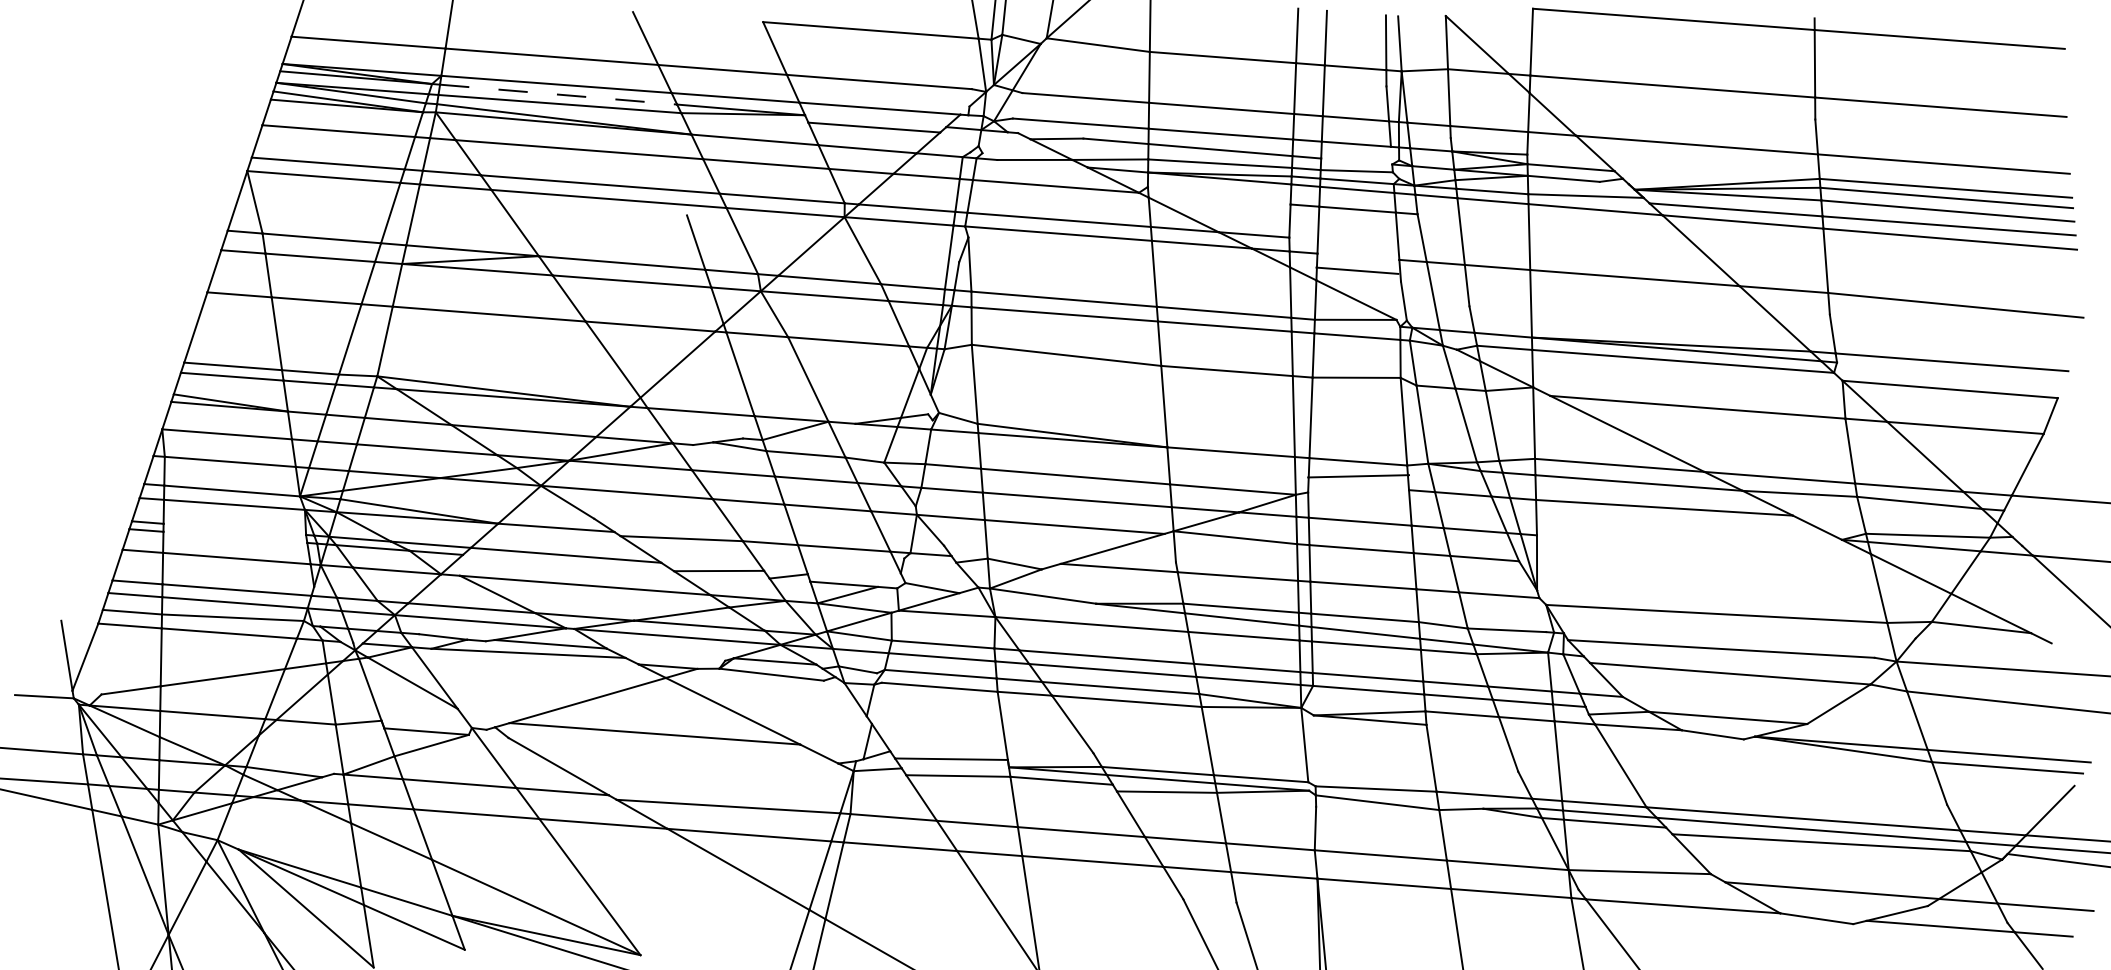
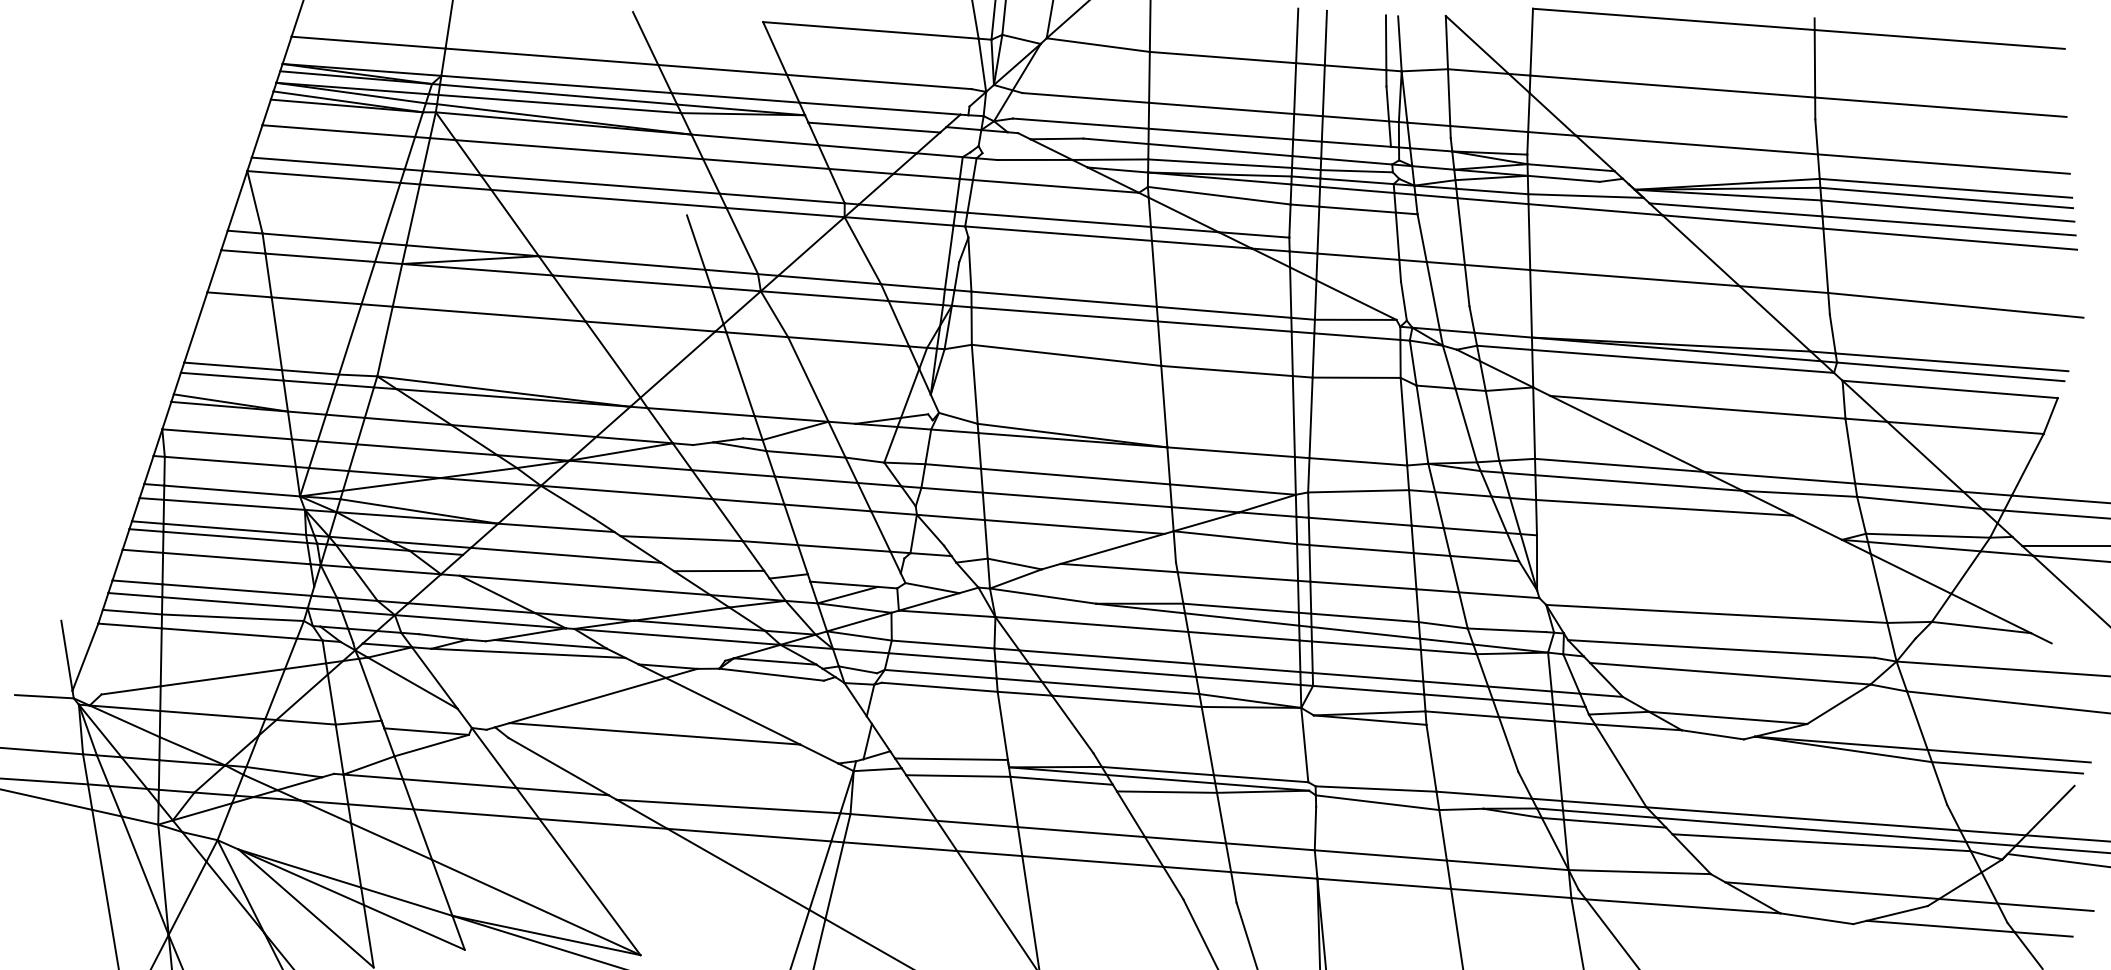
line: dashed -> solid (558, 94)
line: none -> present (1356, 161)
line: none -> present (1218, 195)
line position: (1357, 270) -> (1358, 256) (1358, 256)
line: none -> present (1950, 371)
line position: (1358, 476) -> (1358, 491) (1358, 491)
line: none -> present (2055, 514)
line: none -> present (234, 528)
line: none -> present (235, 536)
line: none -> present (2064, 545)
